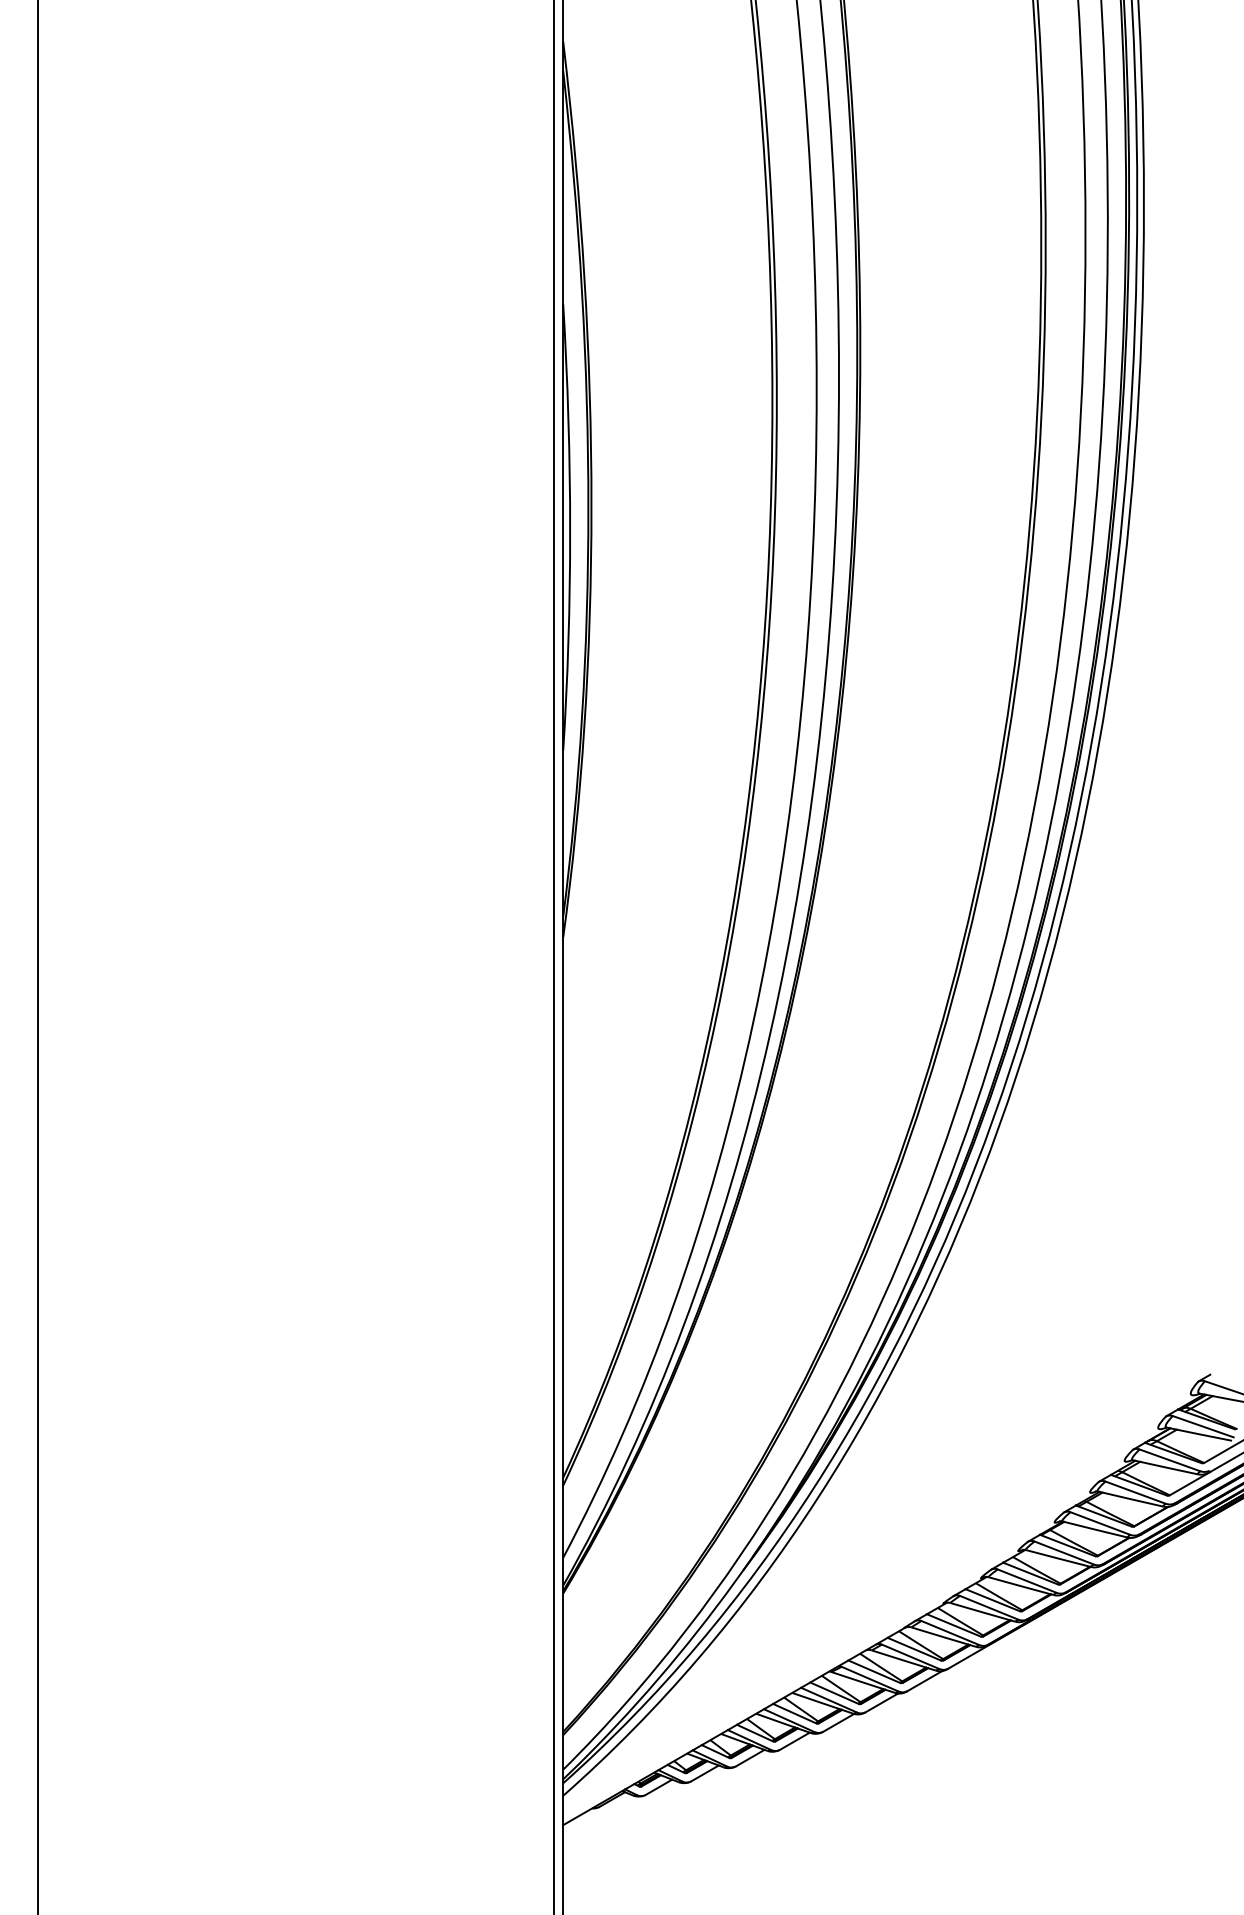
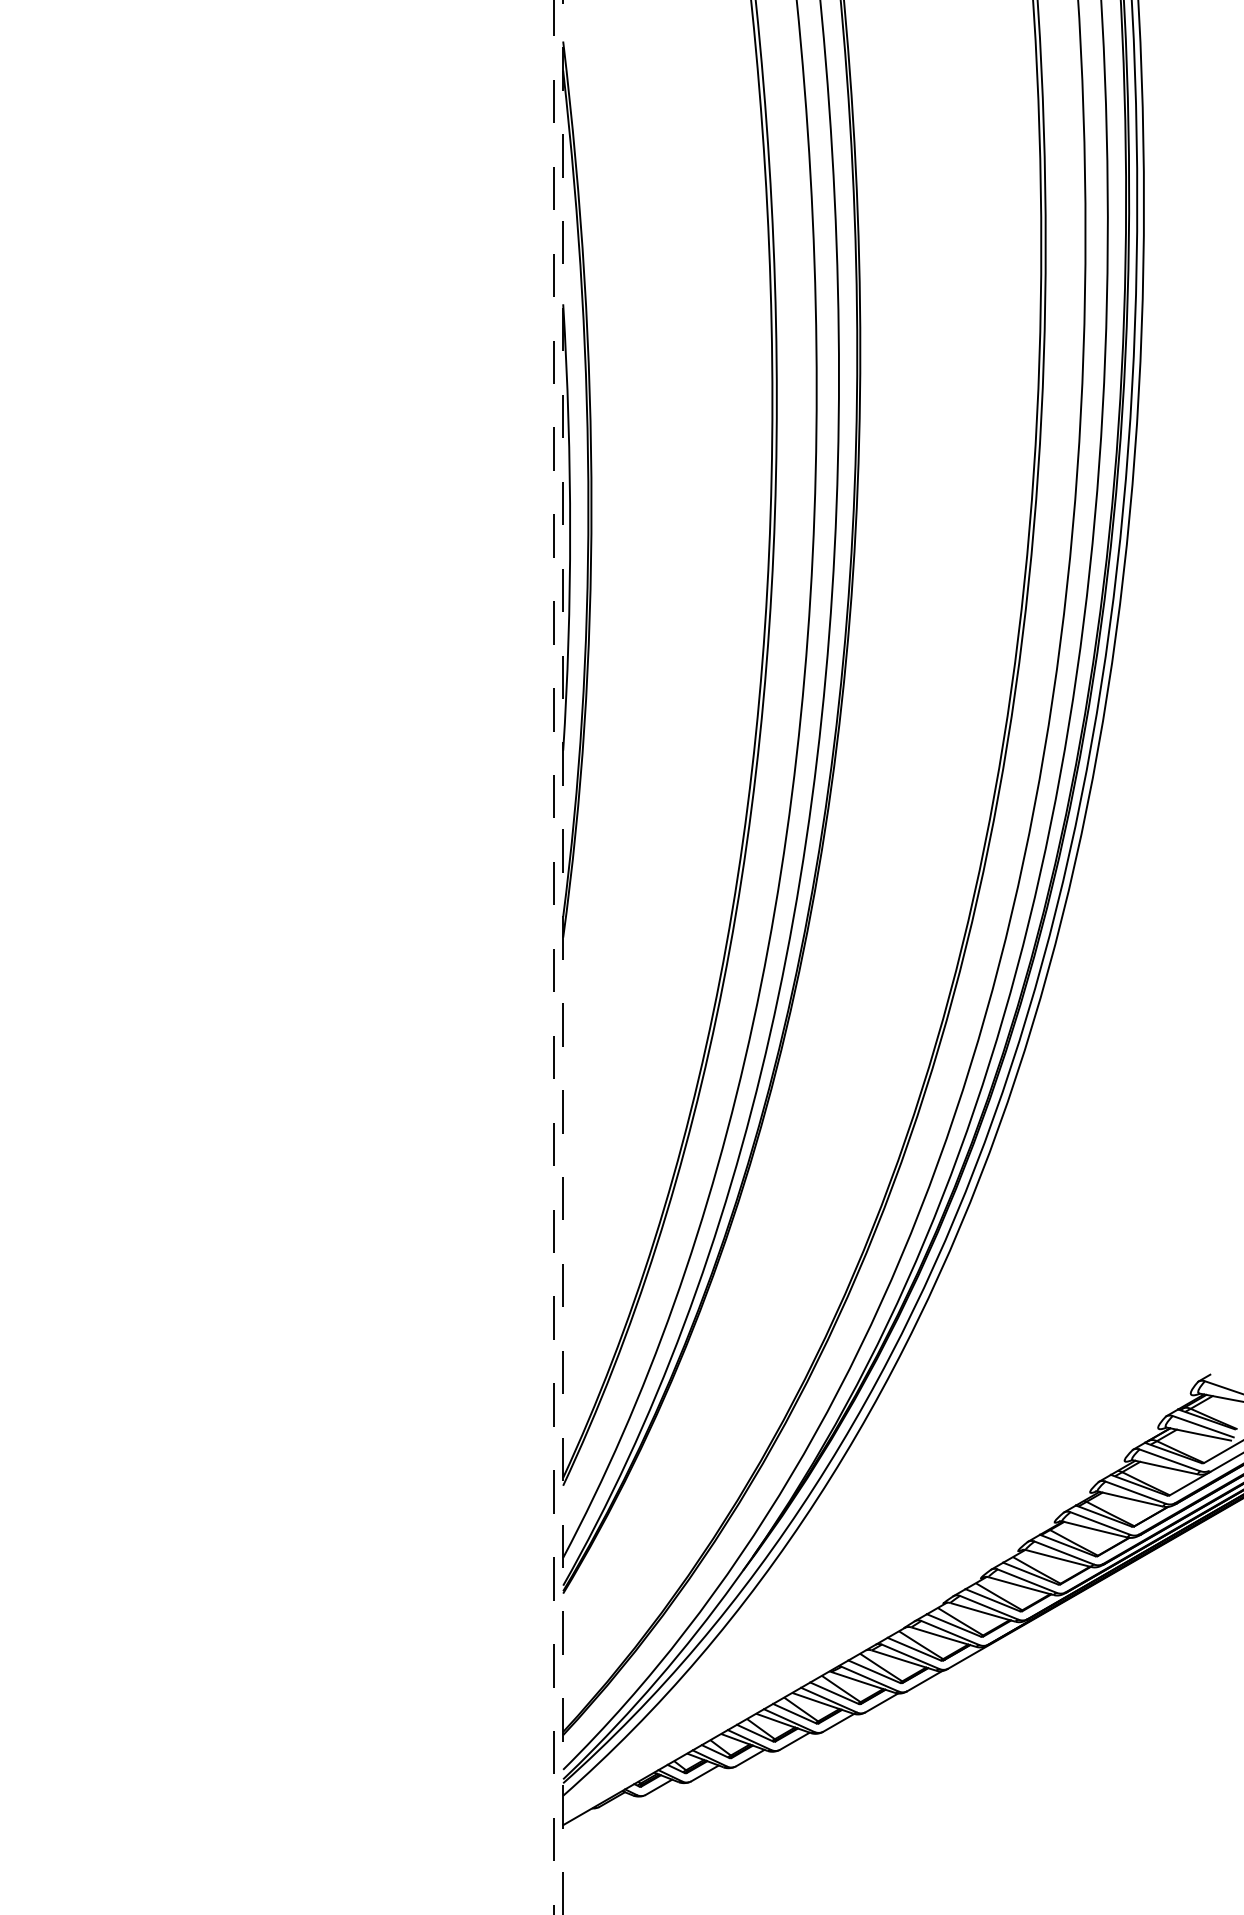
line: present -> none (38, 956)
line: solid -> dashed (554, 957)
line: solid -> dashed (563, 958)
